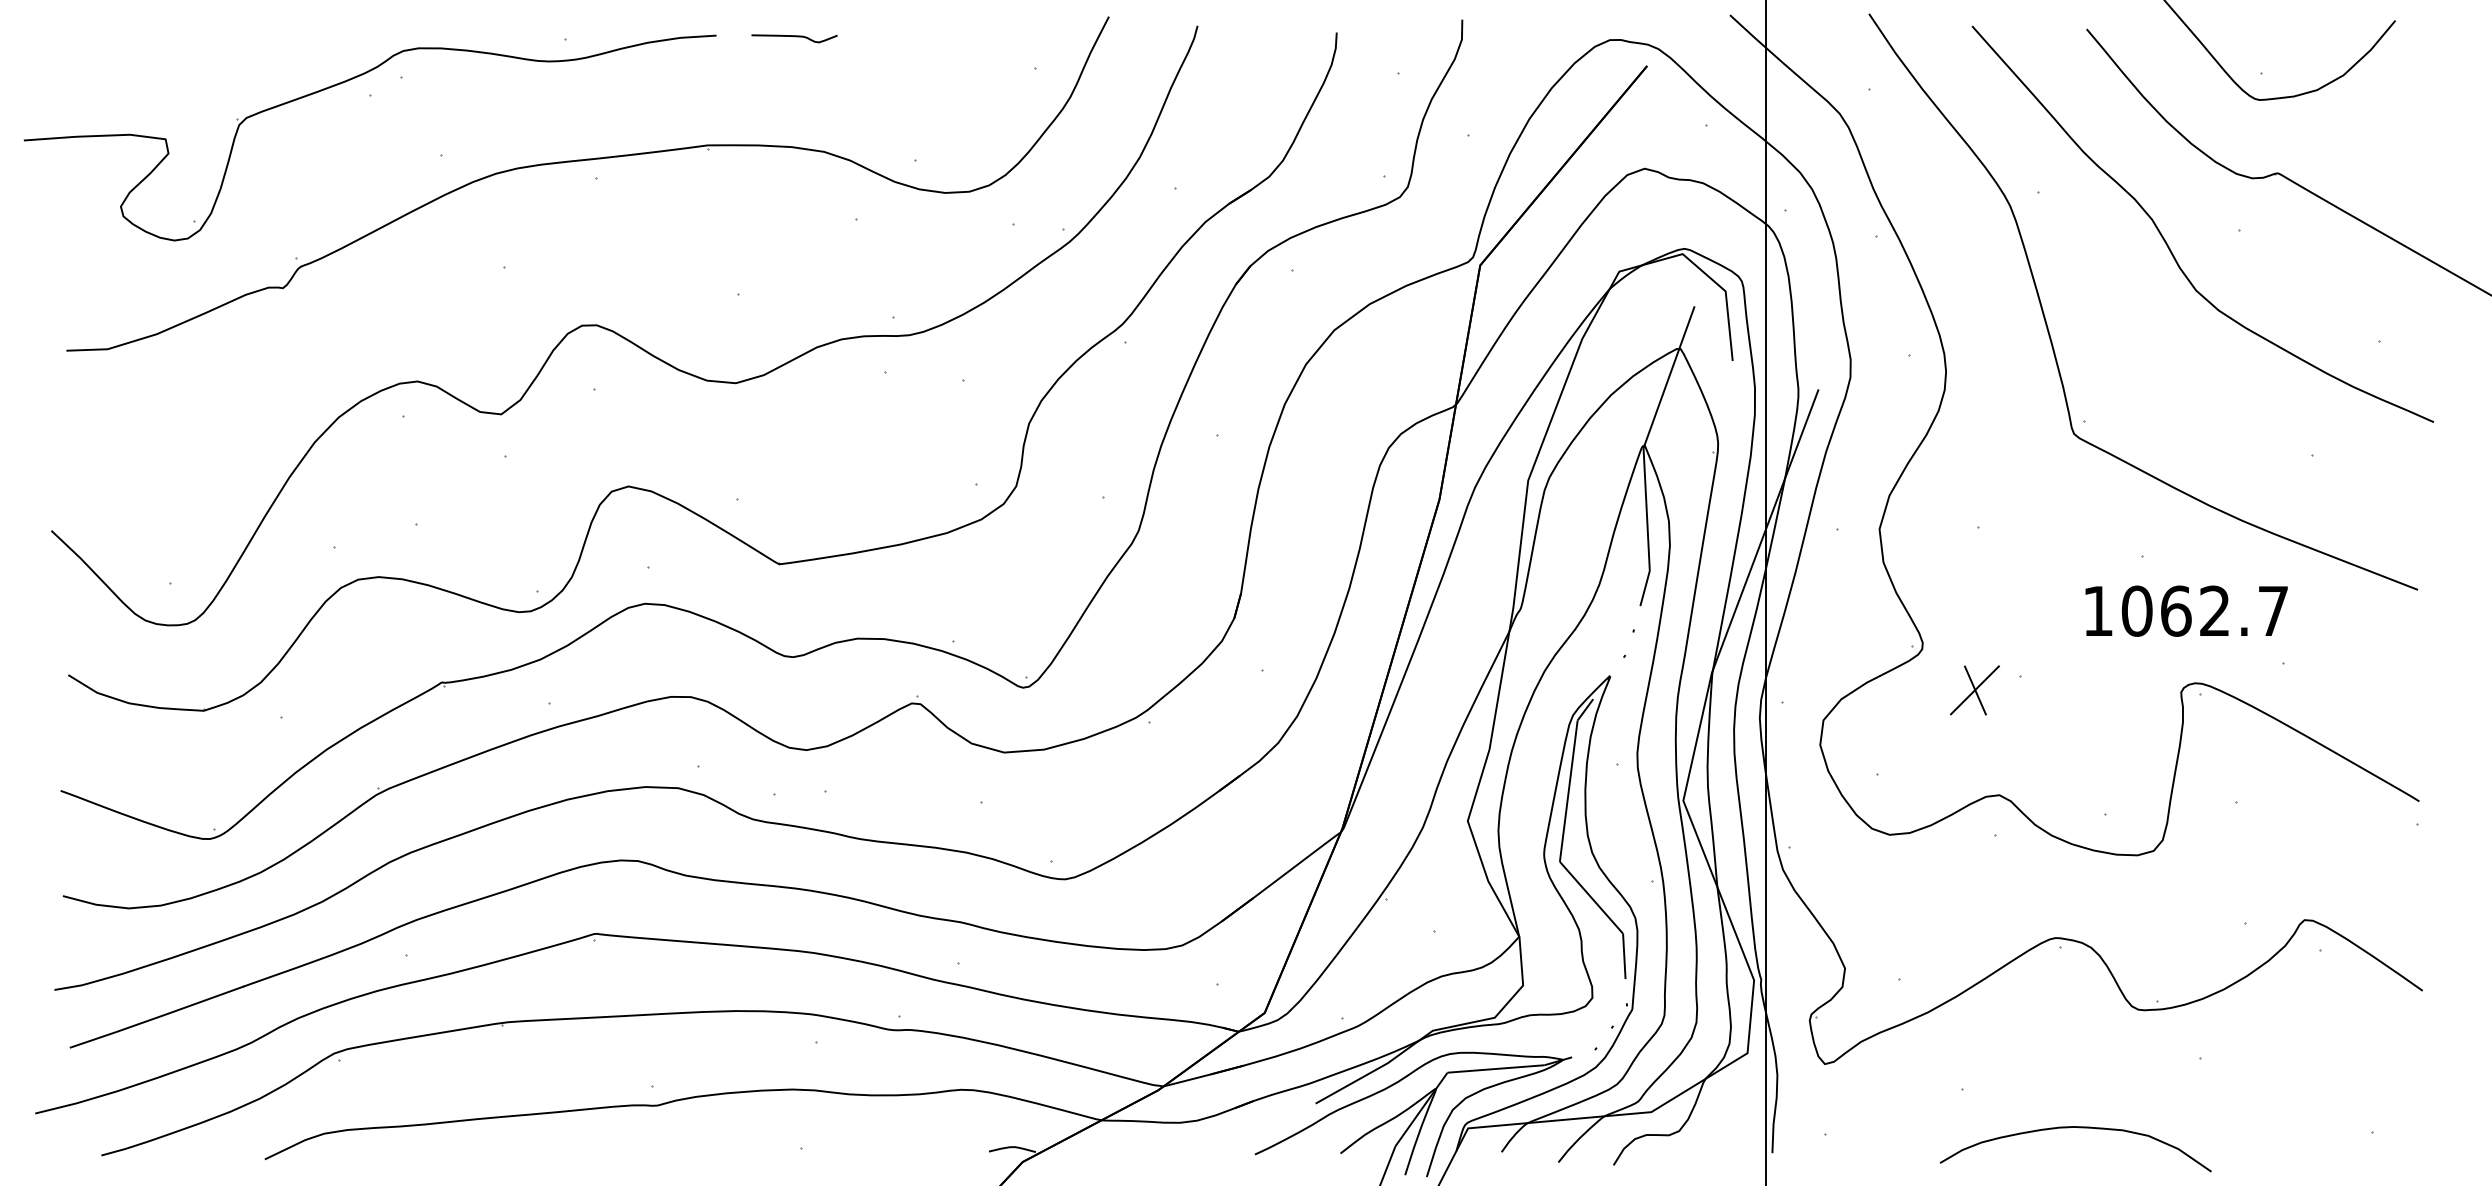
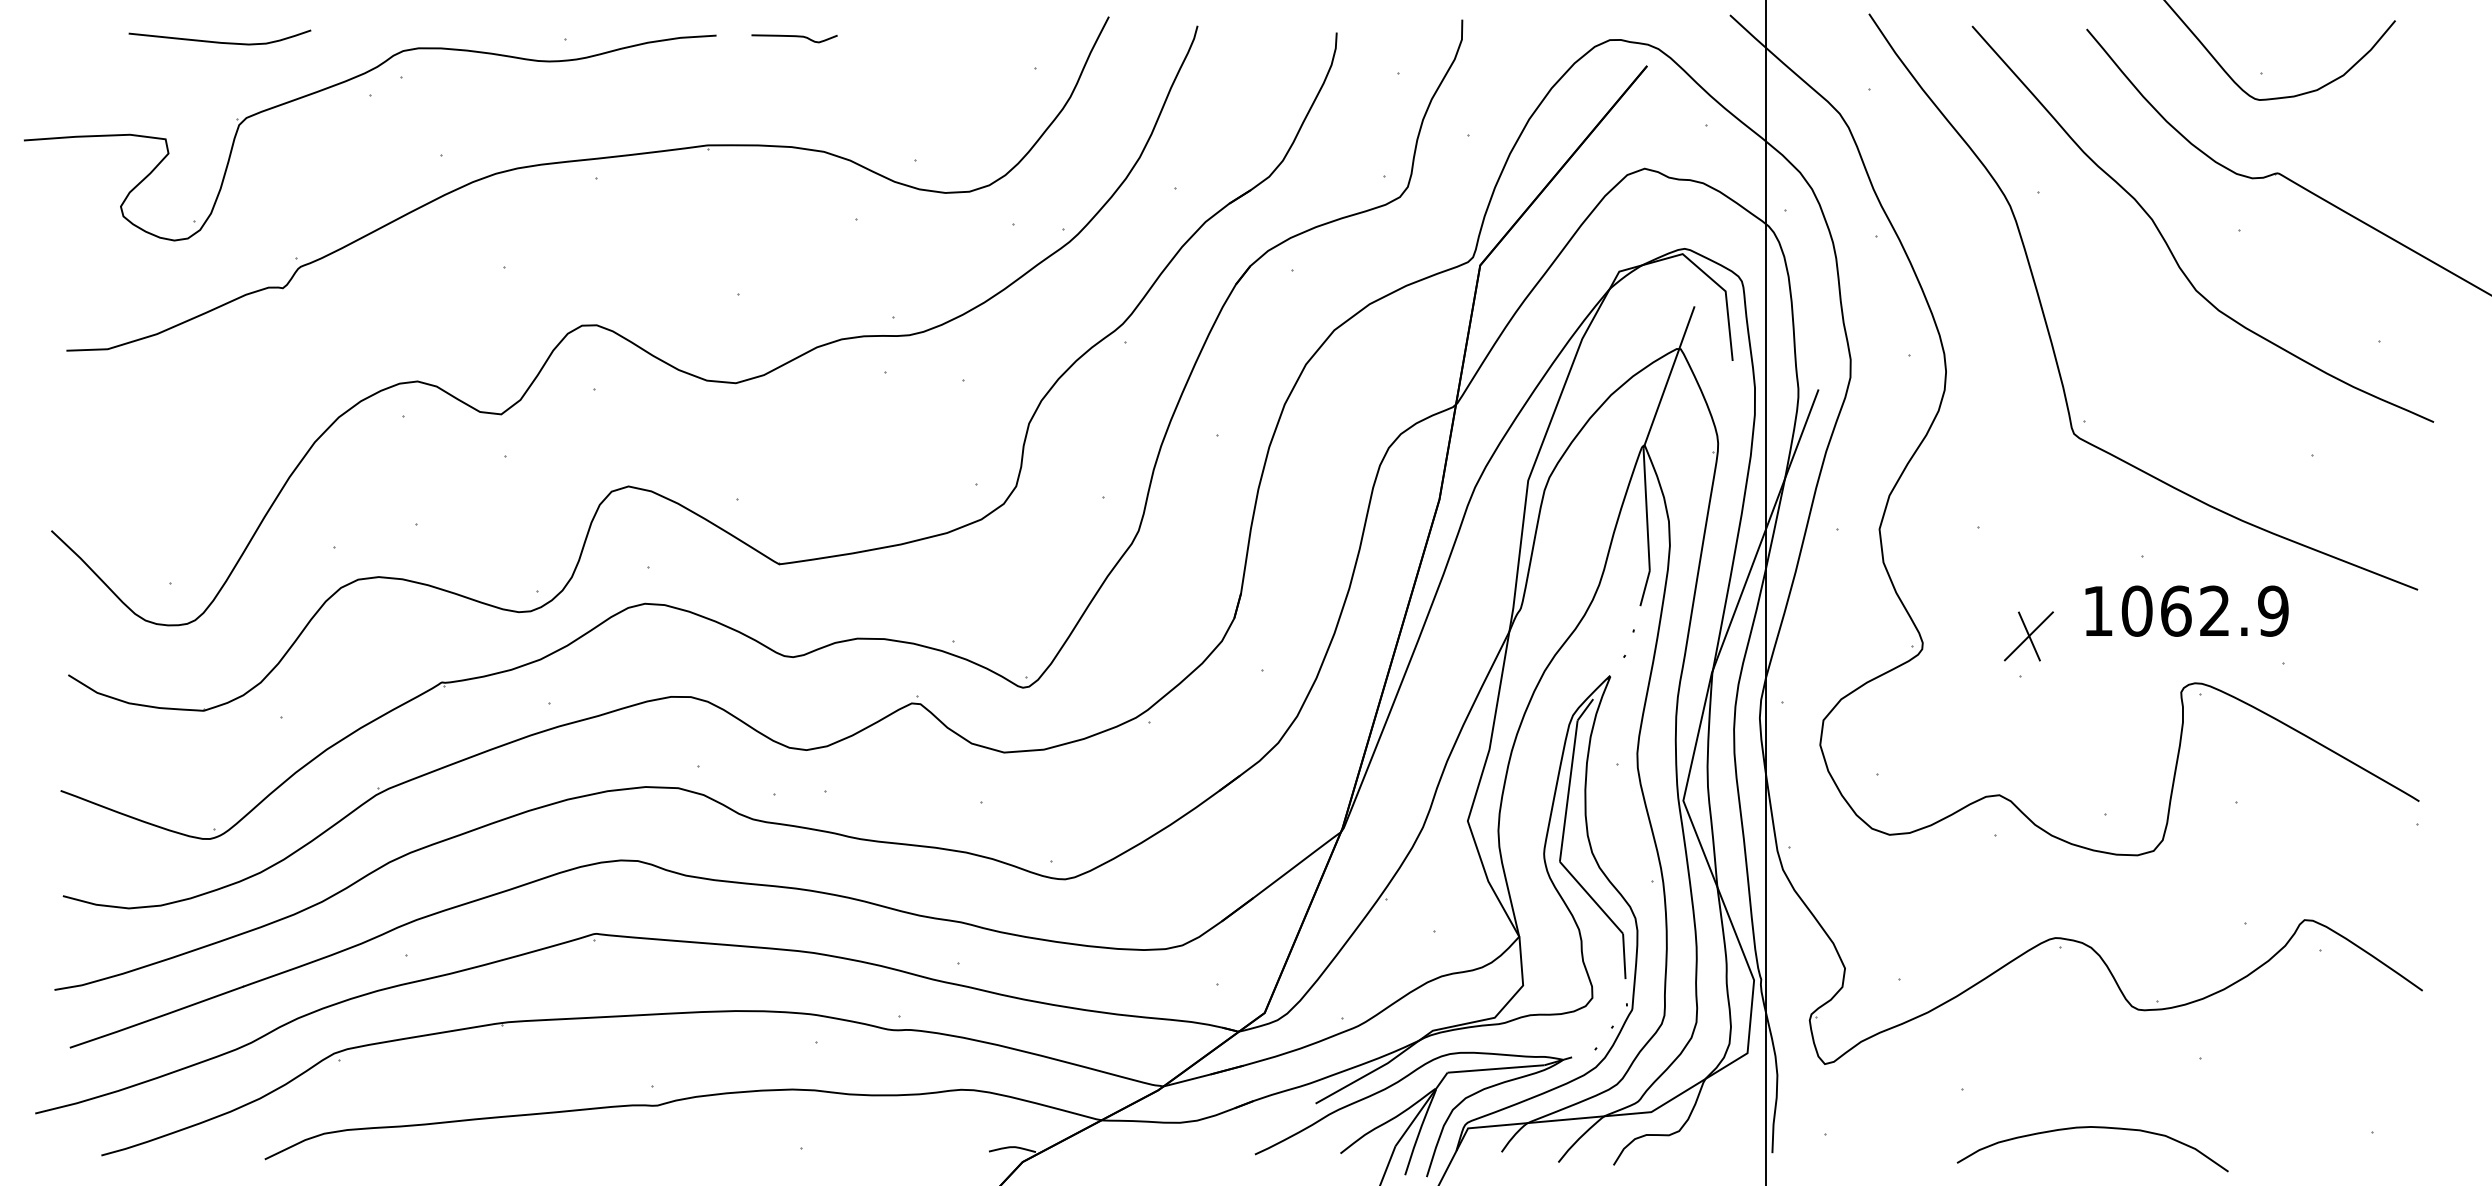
curve: none -> present (219, 41)
text: 1062.7 -> 1062.9 (2273, 610)
part position: (1974, 690) -> (2028, 636) (2028, 636)
curve position: (2079, 1128) -> (2096, 1128) (2096, 1128)
